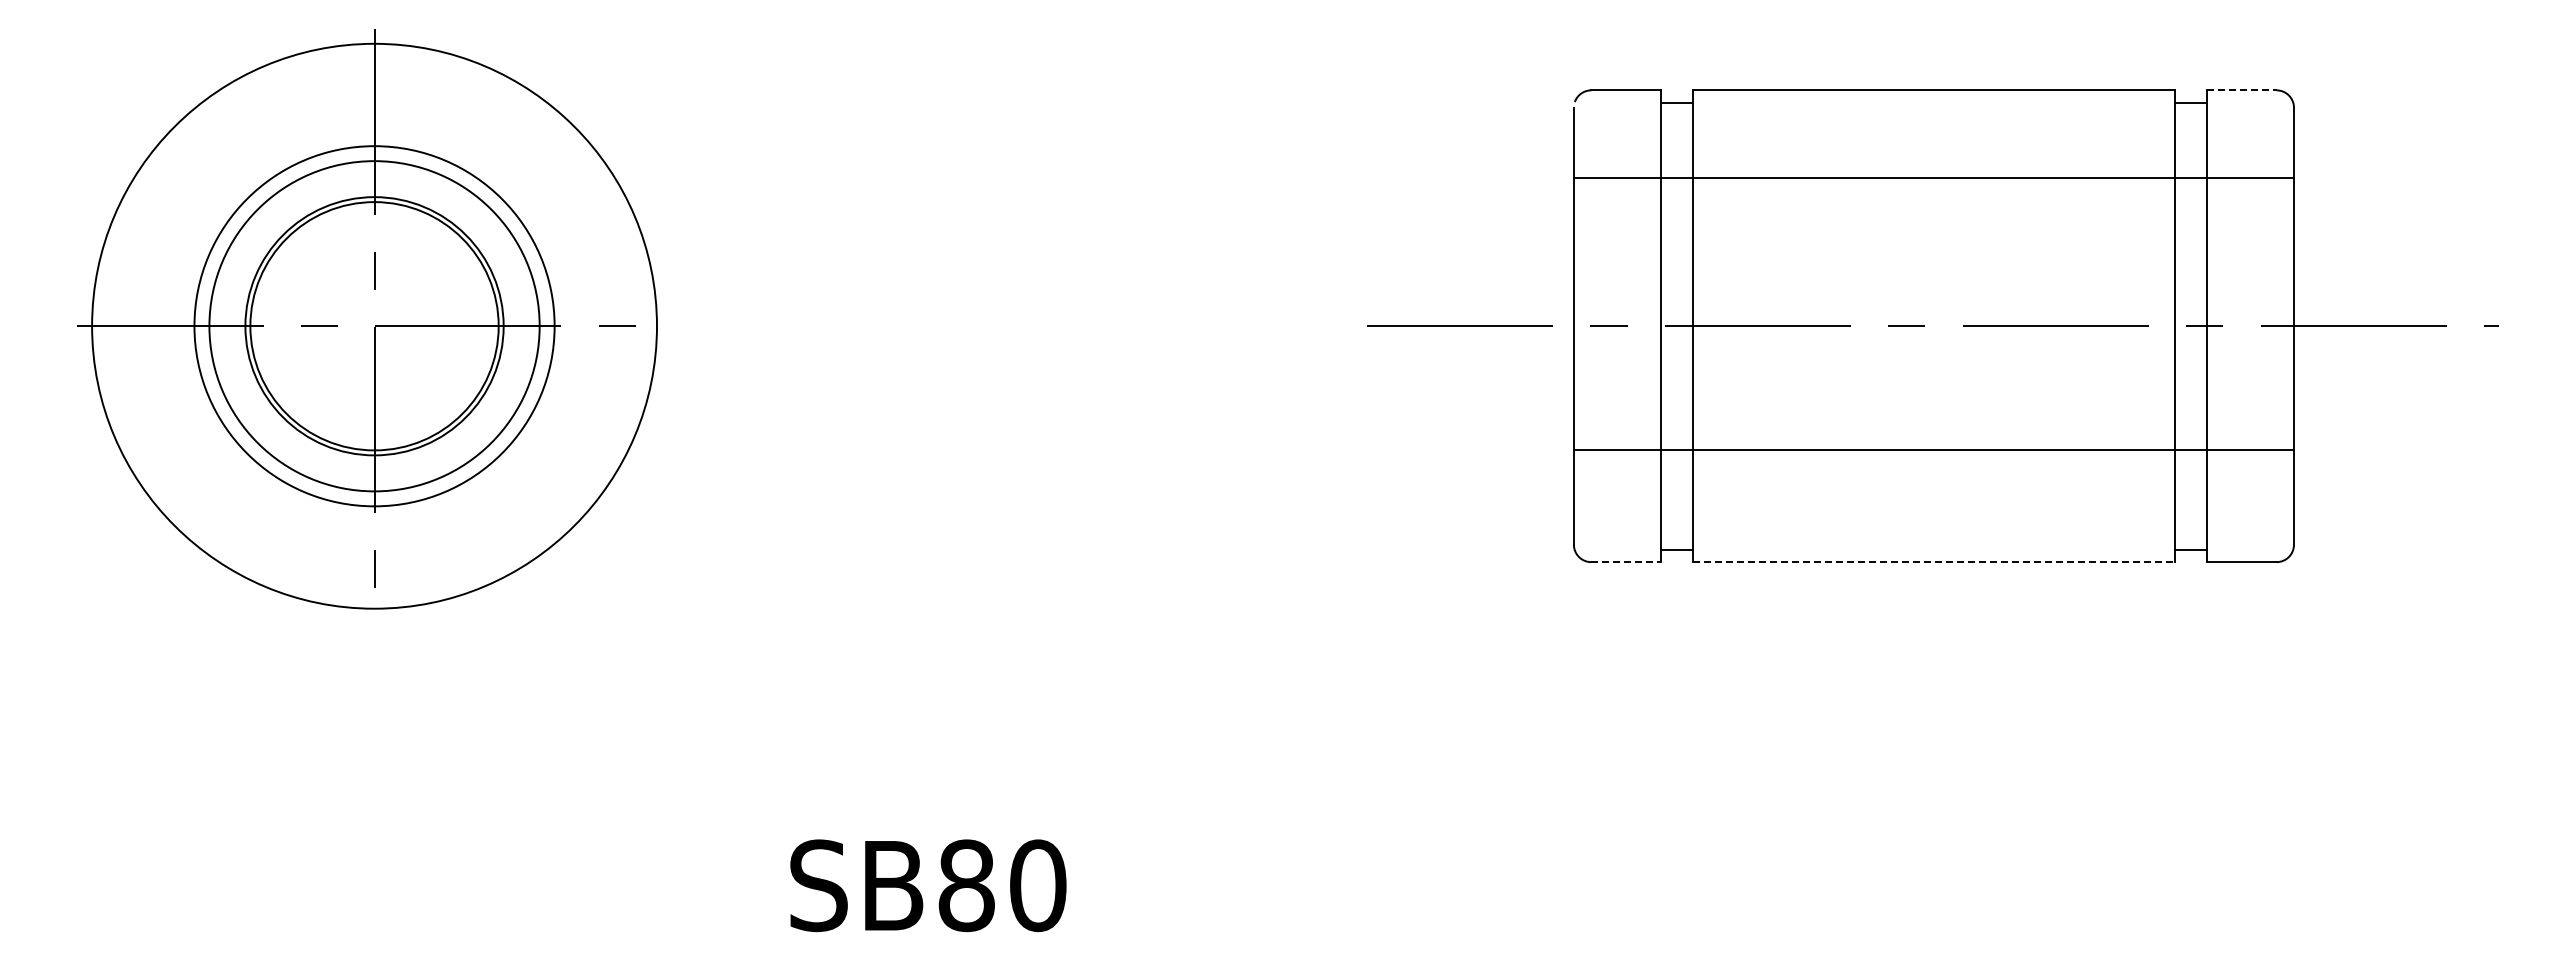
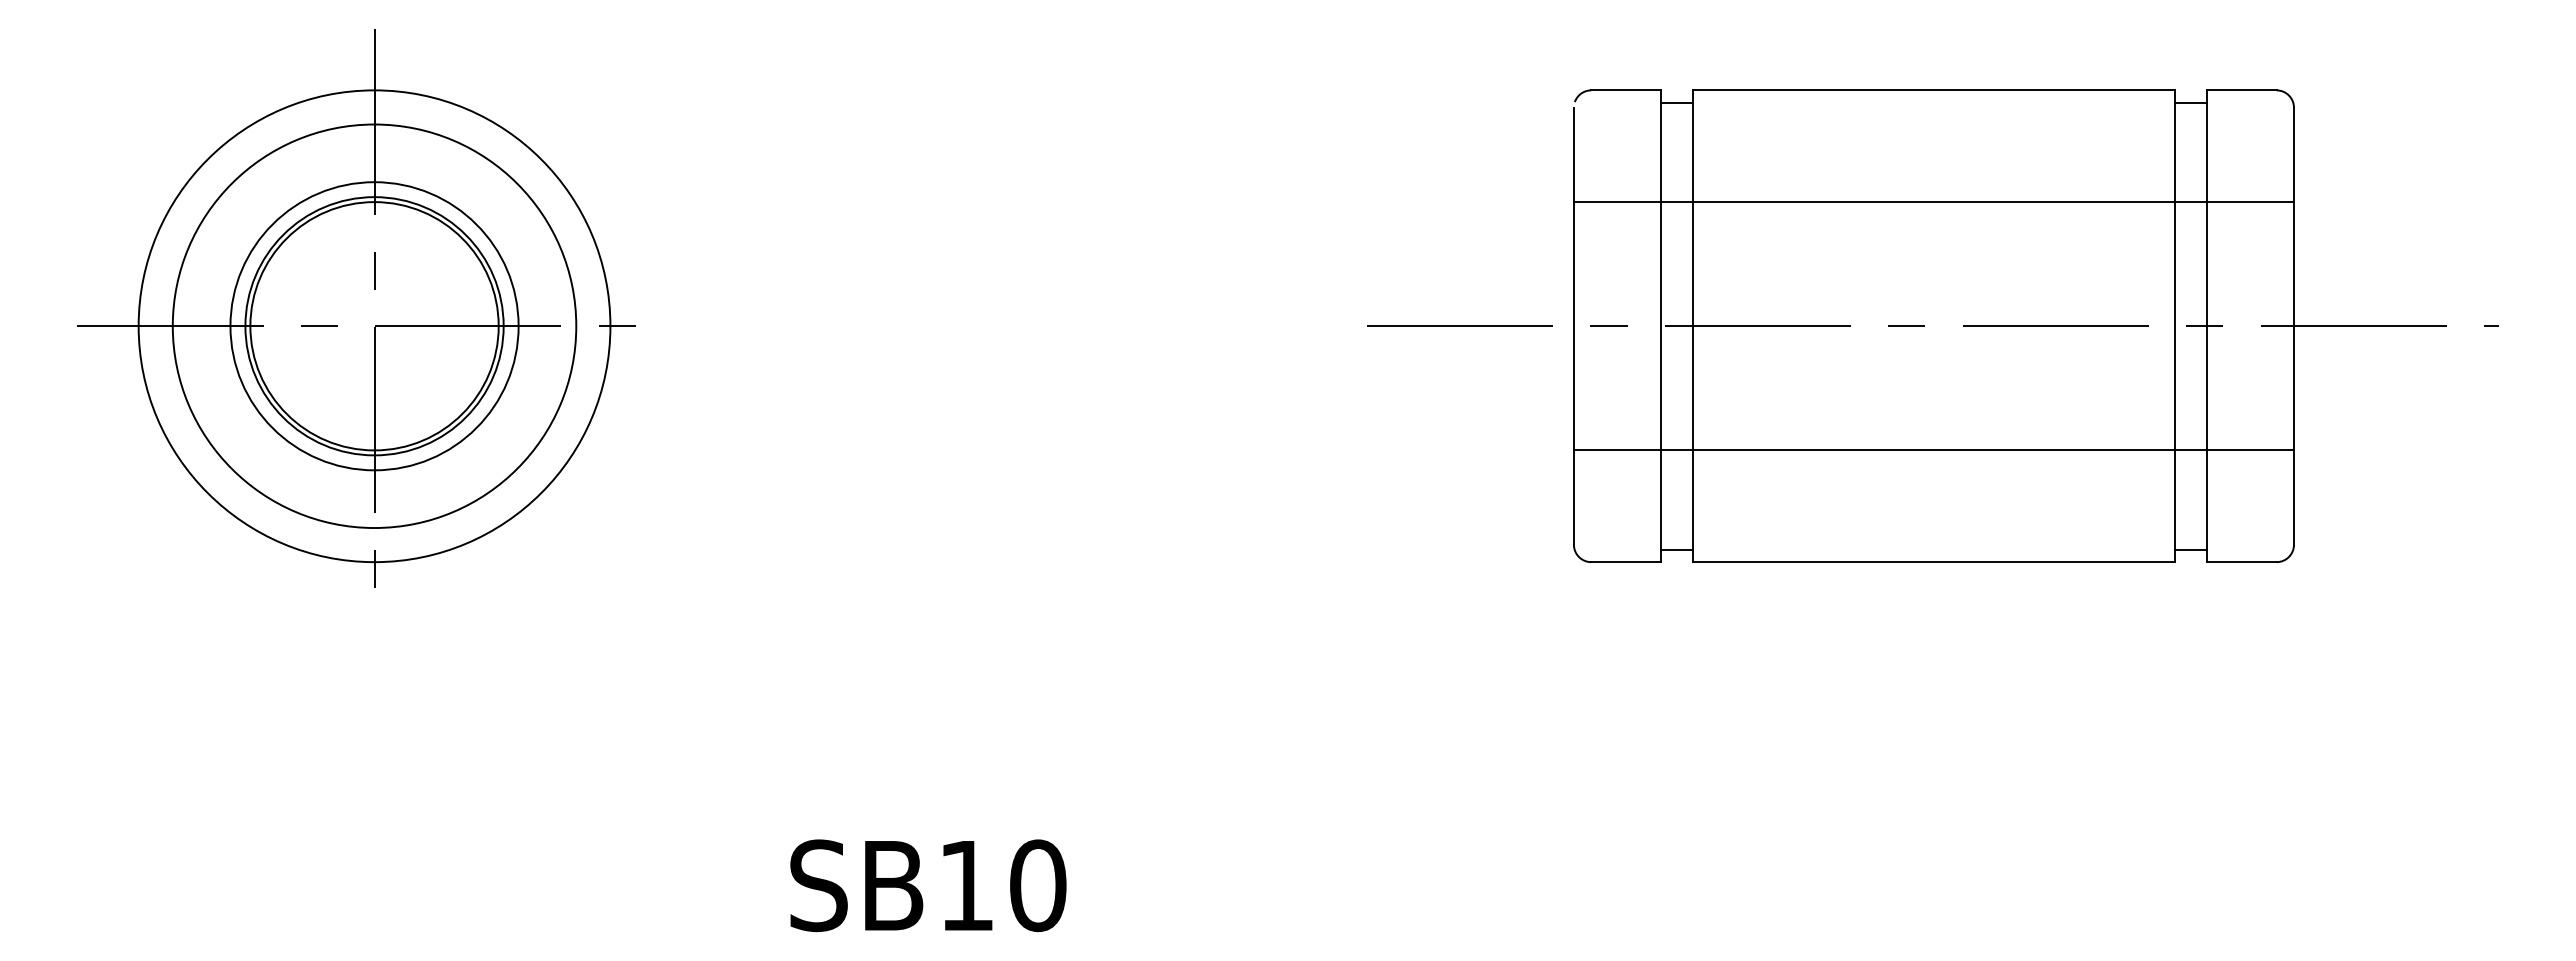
line: dashed -> solid (2241, 90)
line position: (1933, 178) -> (1933, 202) (1933, 202)
circle diameter: 565 px -> 403 px (374, 326)
circle diameter: 330 px -> 472 px (374, 326)
circle diameter: 360 px -> 288 px (374, 326)
line: dashed -> solid (1626, 562)
line: dashed -> solid (1933, 562)
text: SB80 -> SB10 (966, 885)
